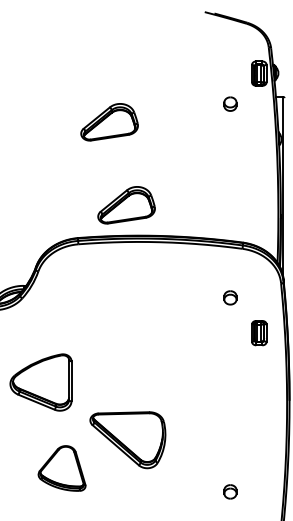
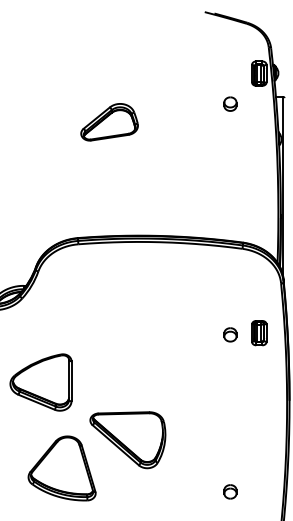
part: present -> none (126, 205)
part position: (230, 297) -> (230, 334) (230, 334)
part size: 50x47 px -> 70x67 px (61, 468)
